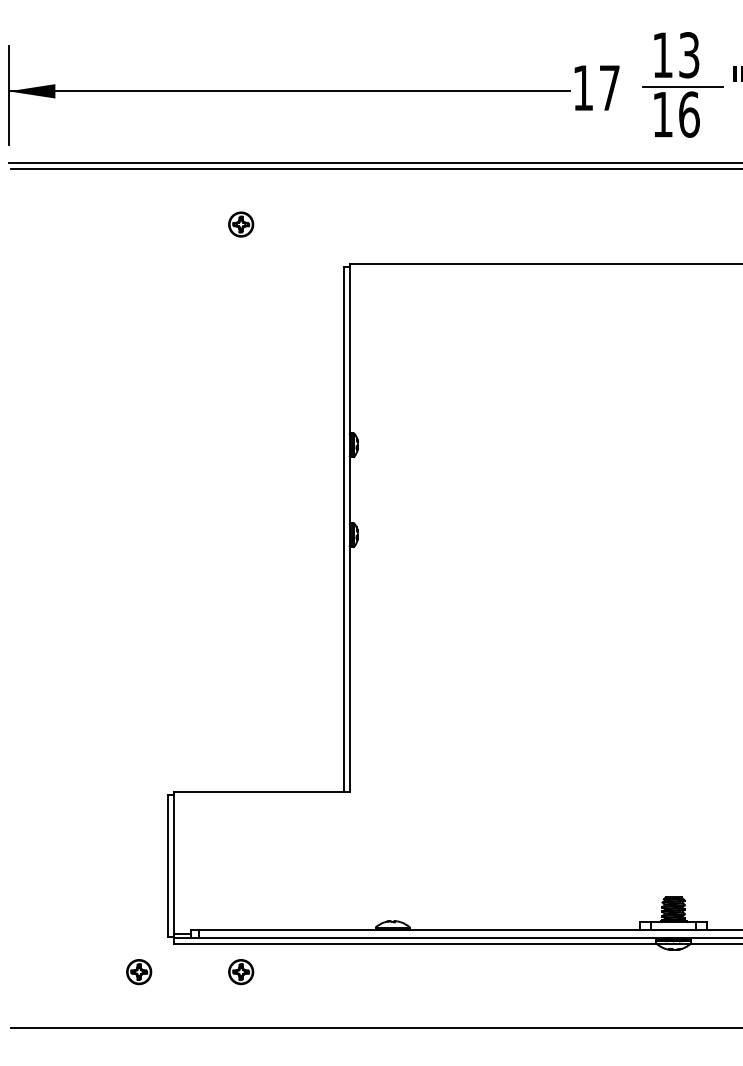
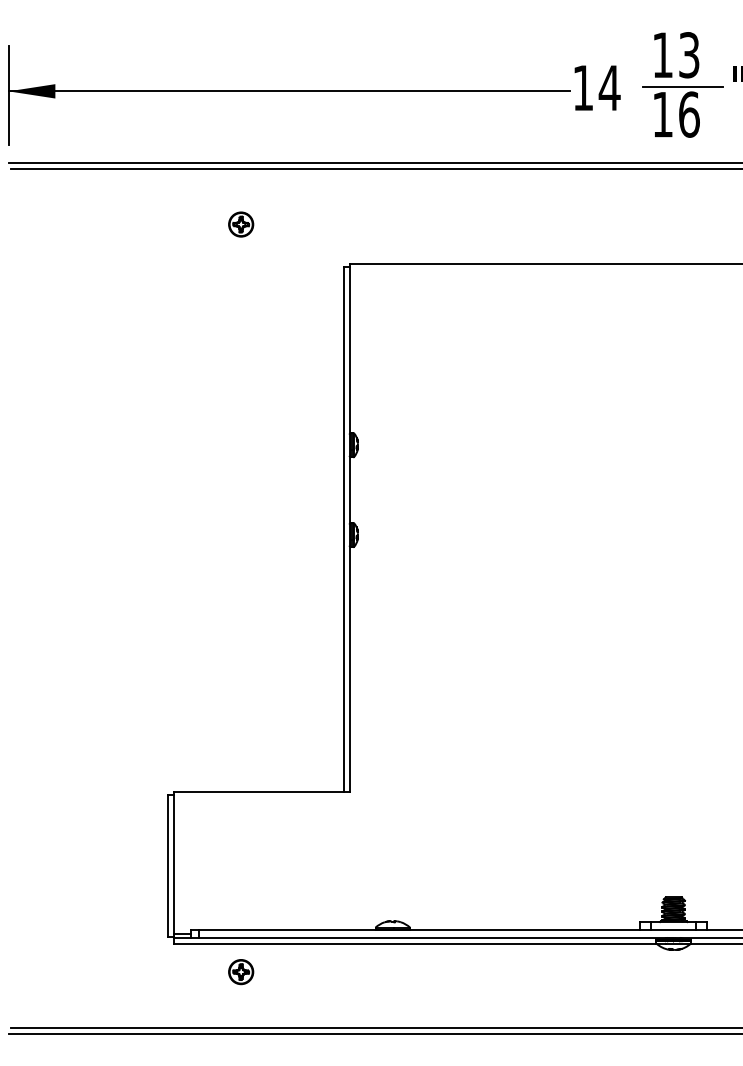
text: 17 -> 14 (609, 87)
part: present -> none (139, 972)
line: none -> present (373, 1034)
